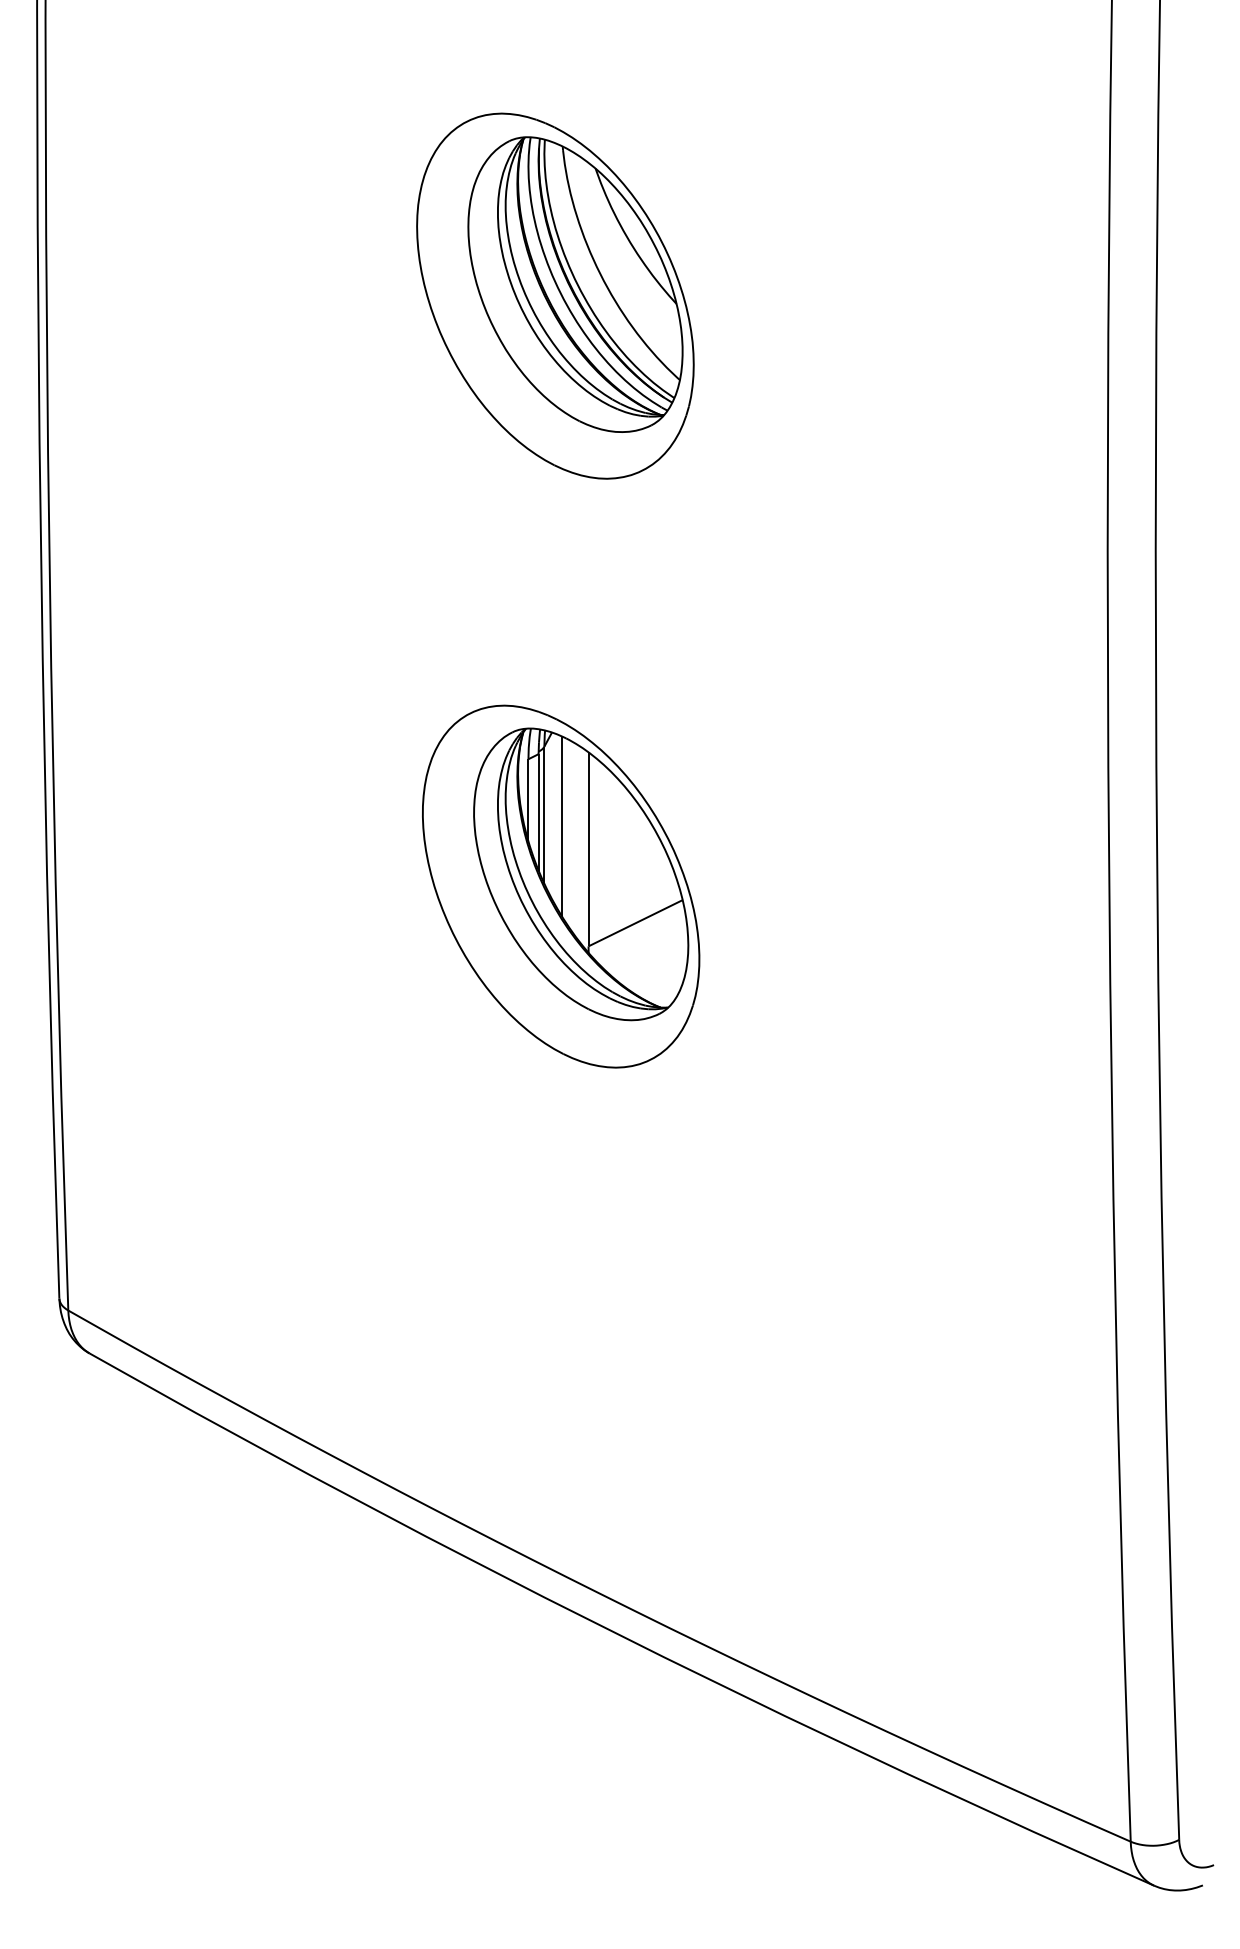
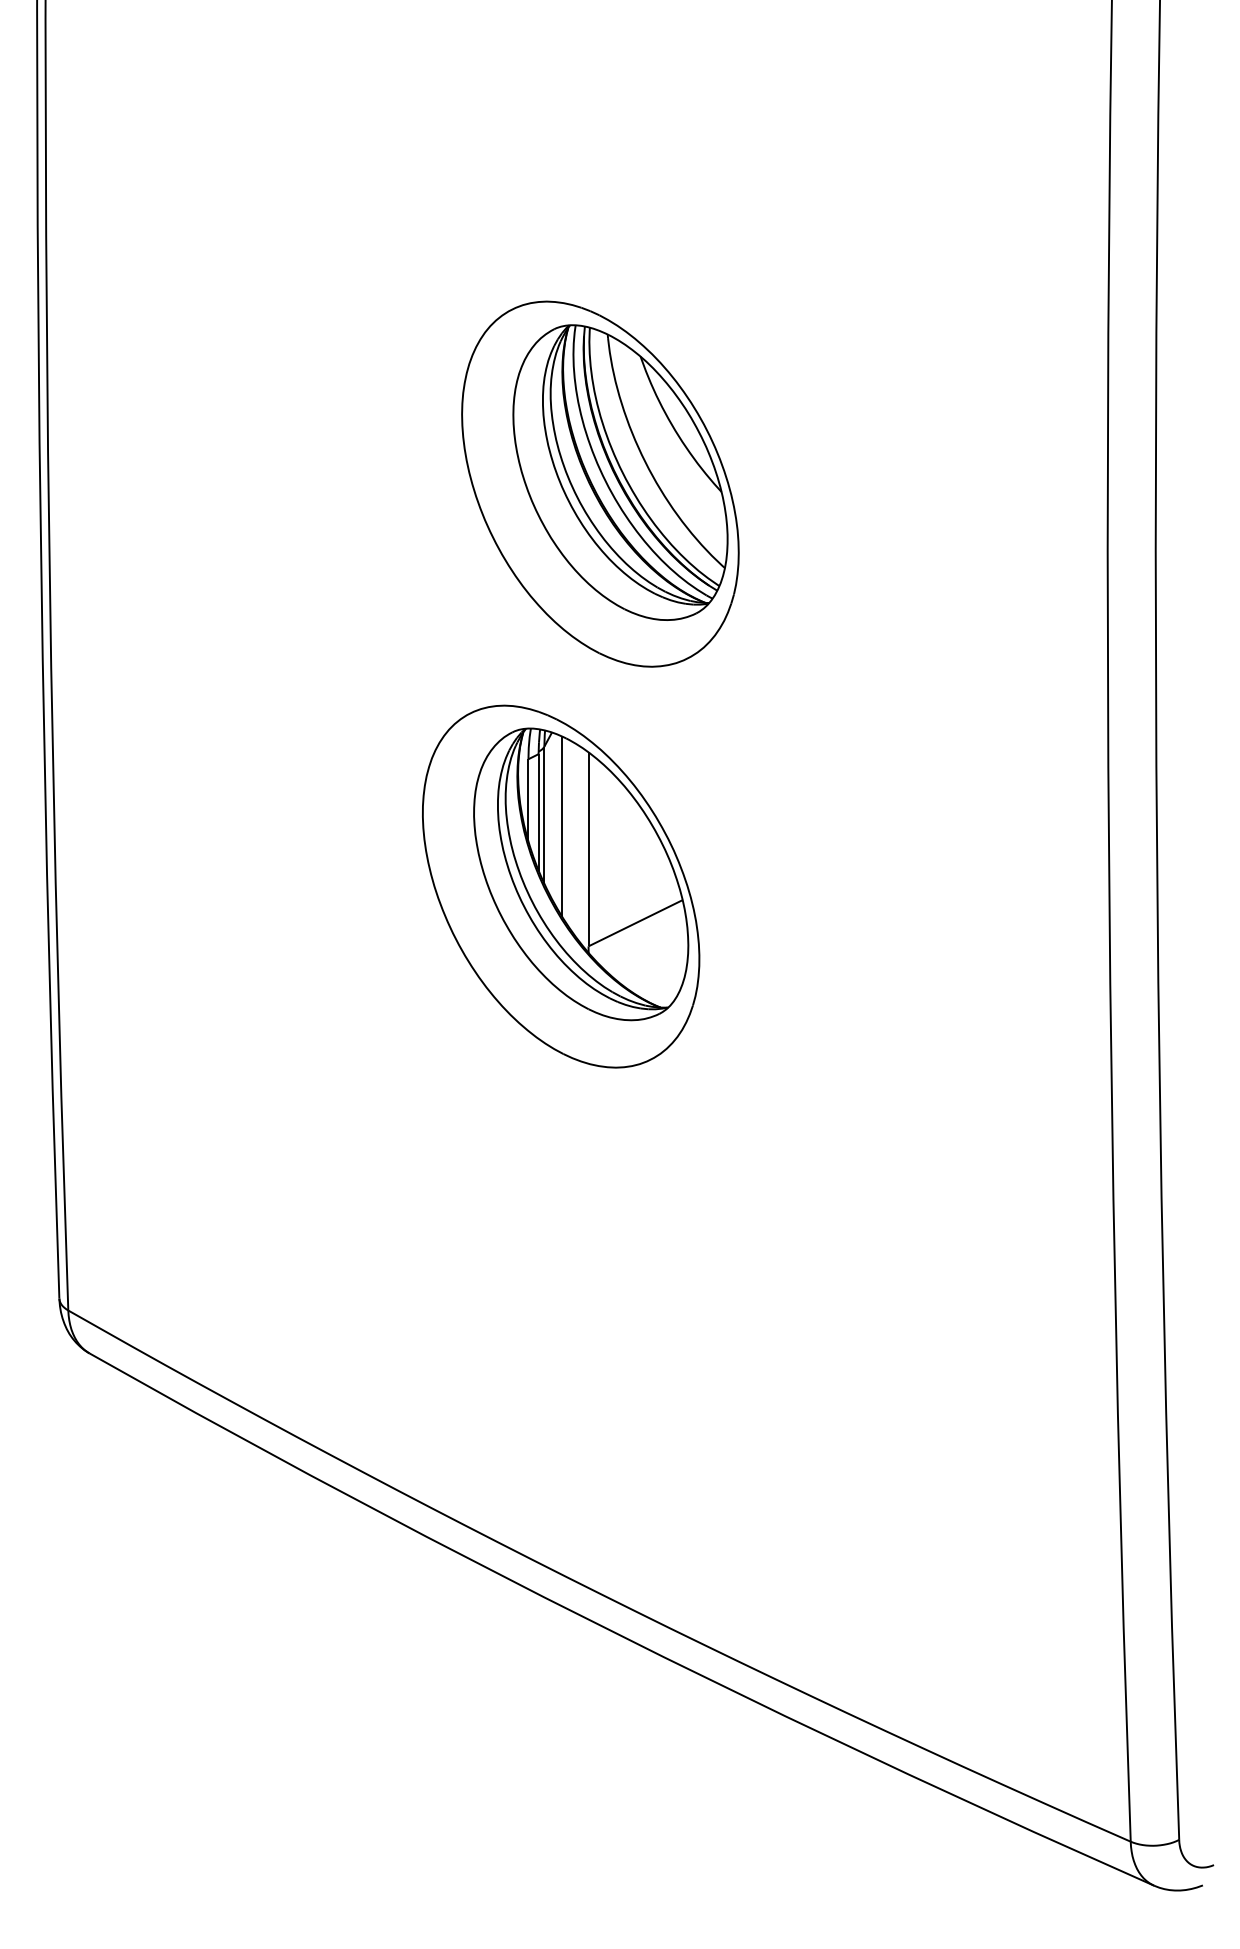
part position: (555, 295) -> (600, 483) (600, 483)
